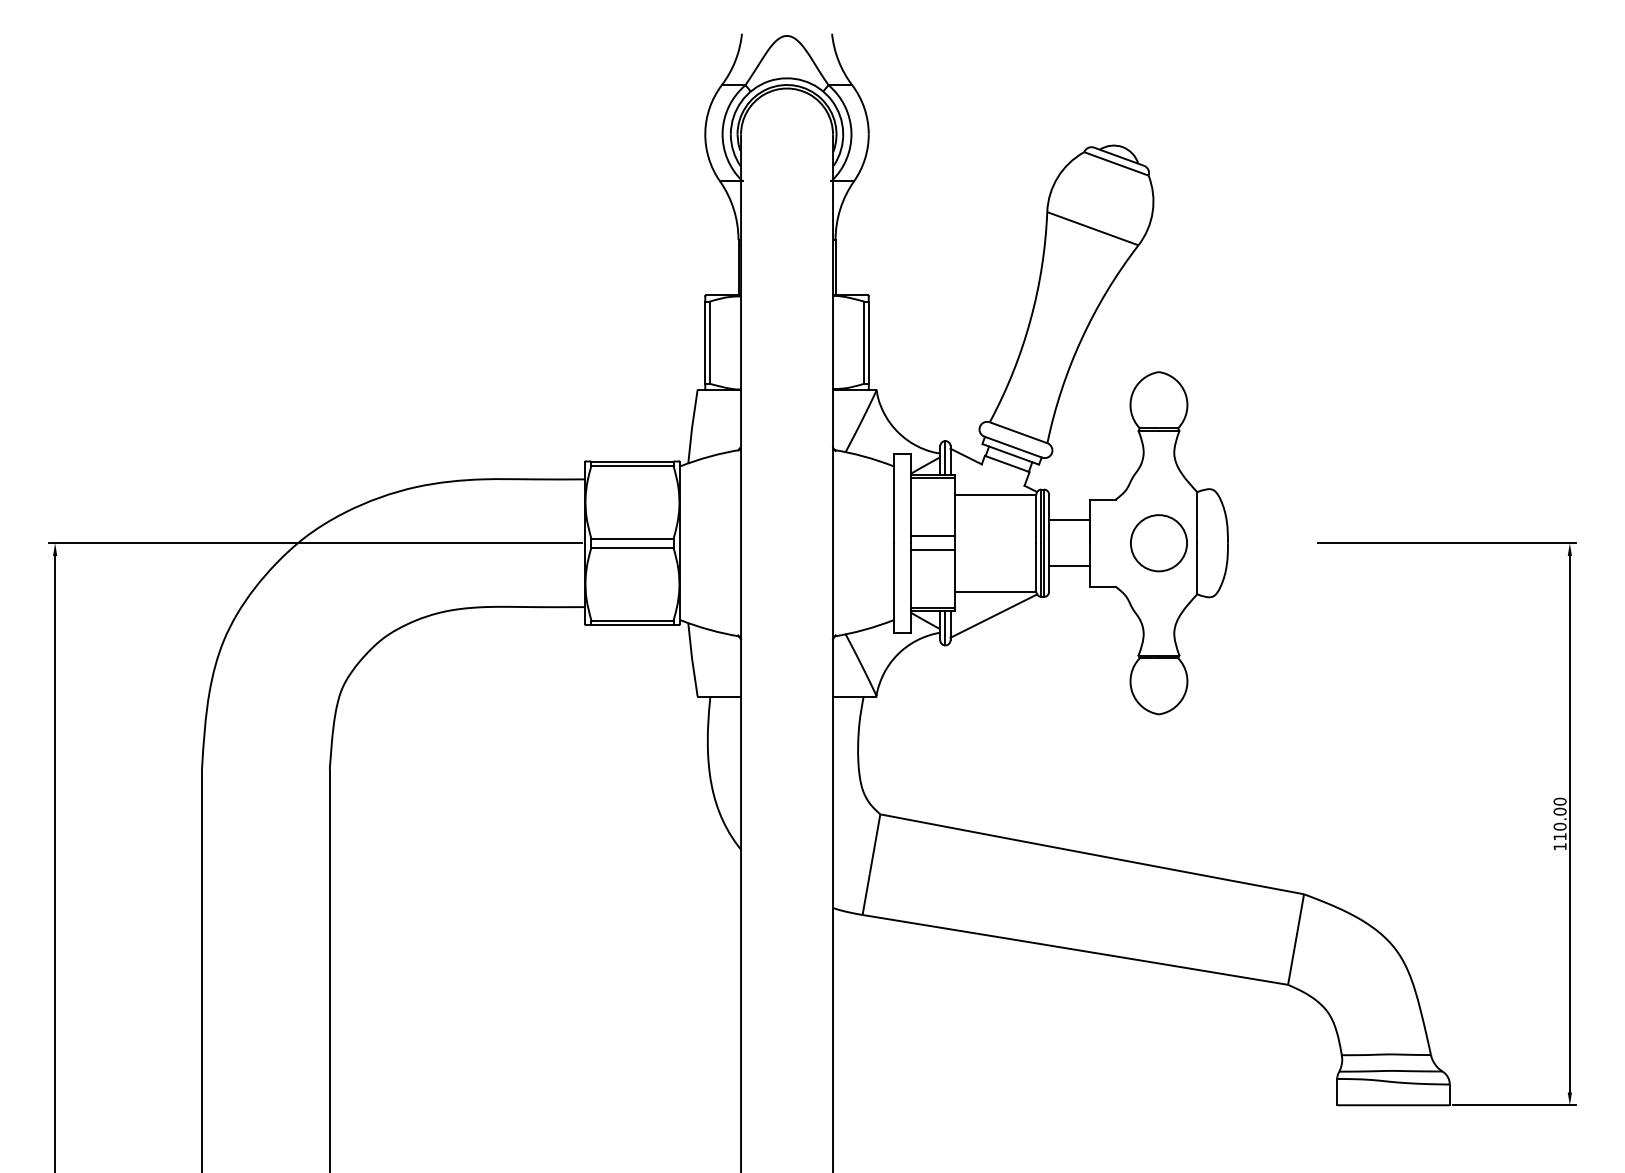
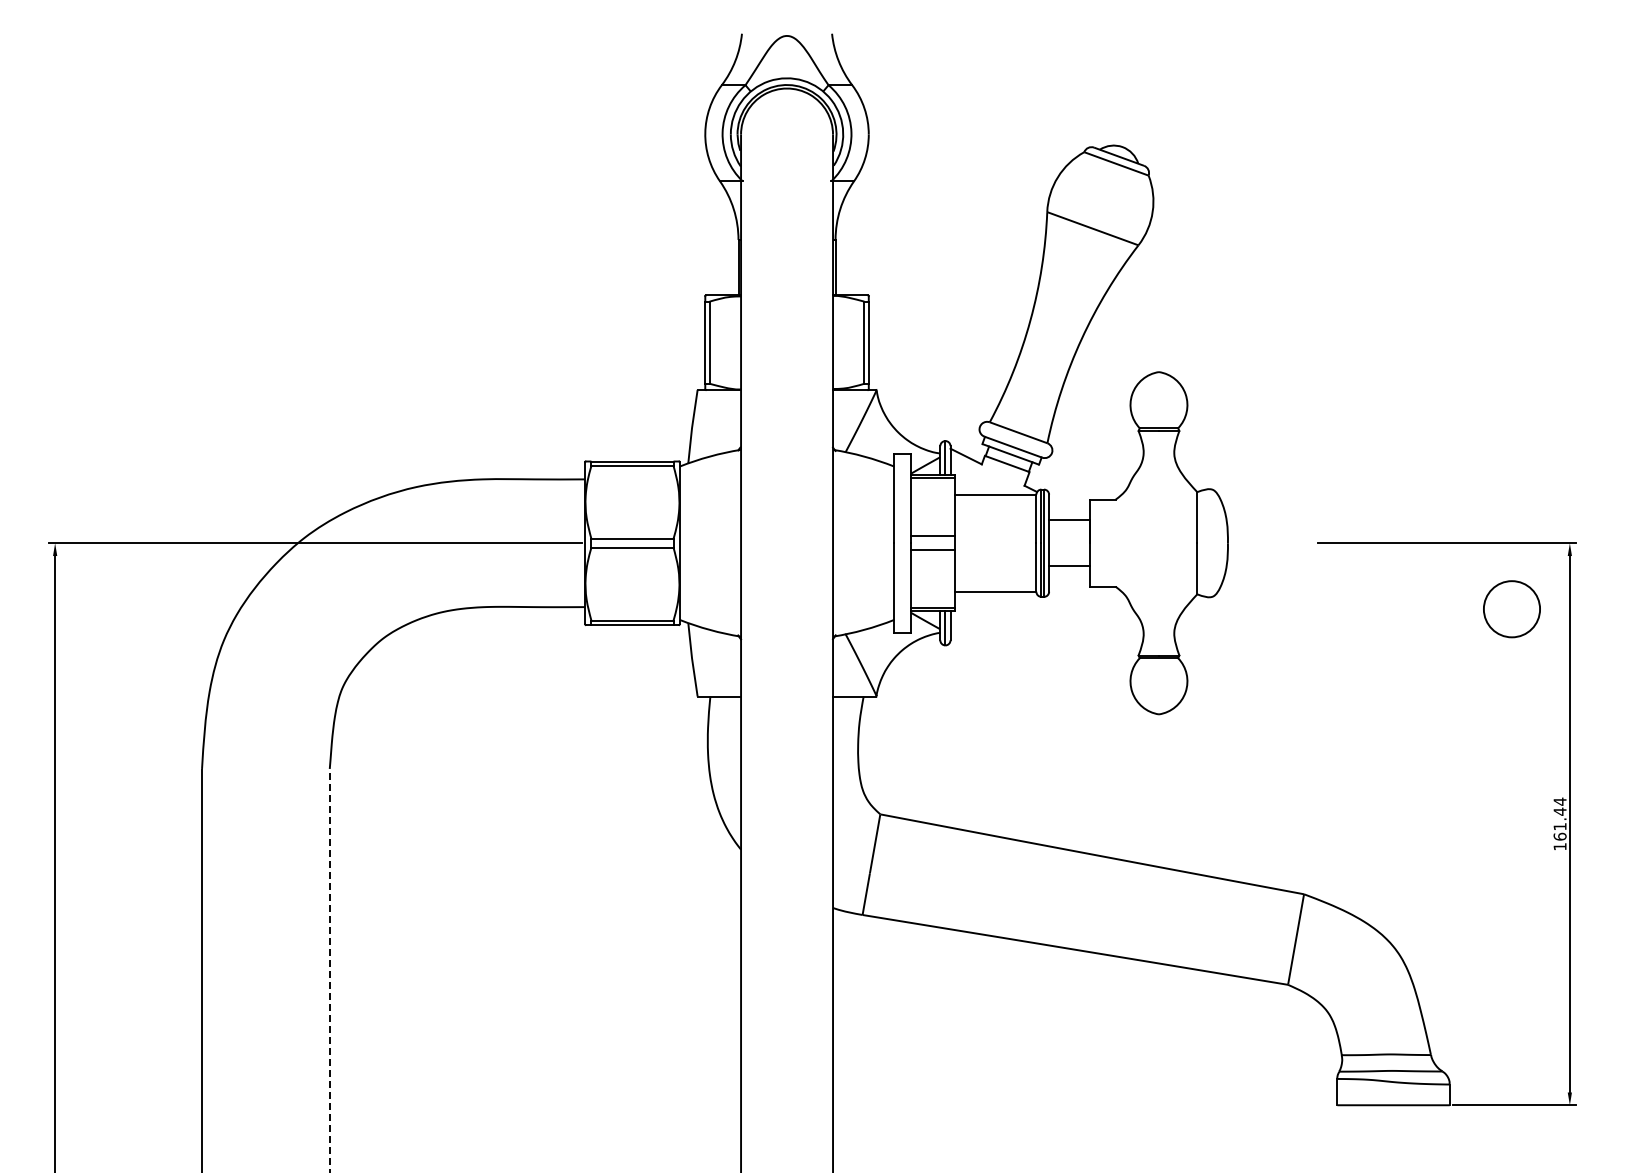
circle position: (1158, 543) -> (1511, 609) (1511, 609)
line: present -> none (993, 615)
text: 110.00 -> 161.44 (1559, 818)
line: solid -> dashed (329, 970)
